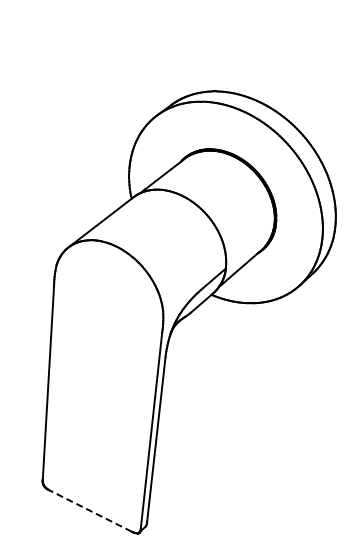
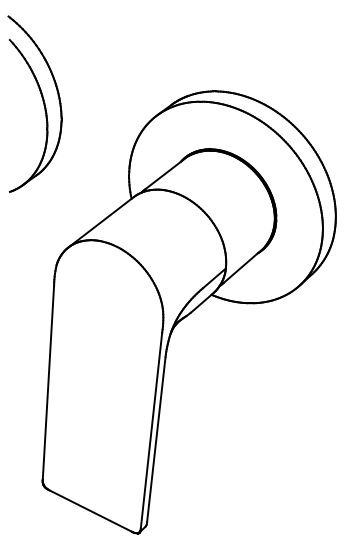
part: none -> present (42, 101)
line: dashed -> solid (90, 510)
